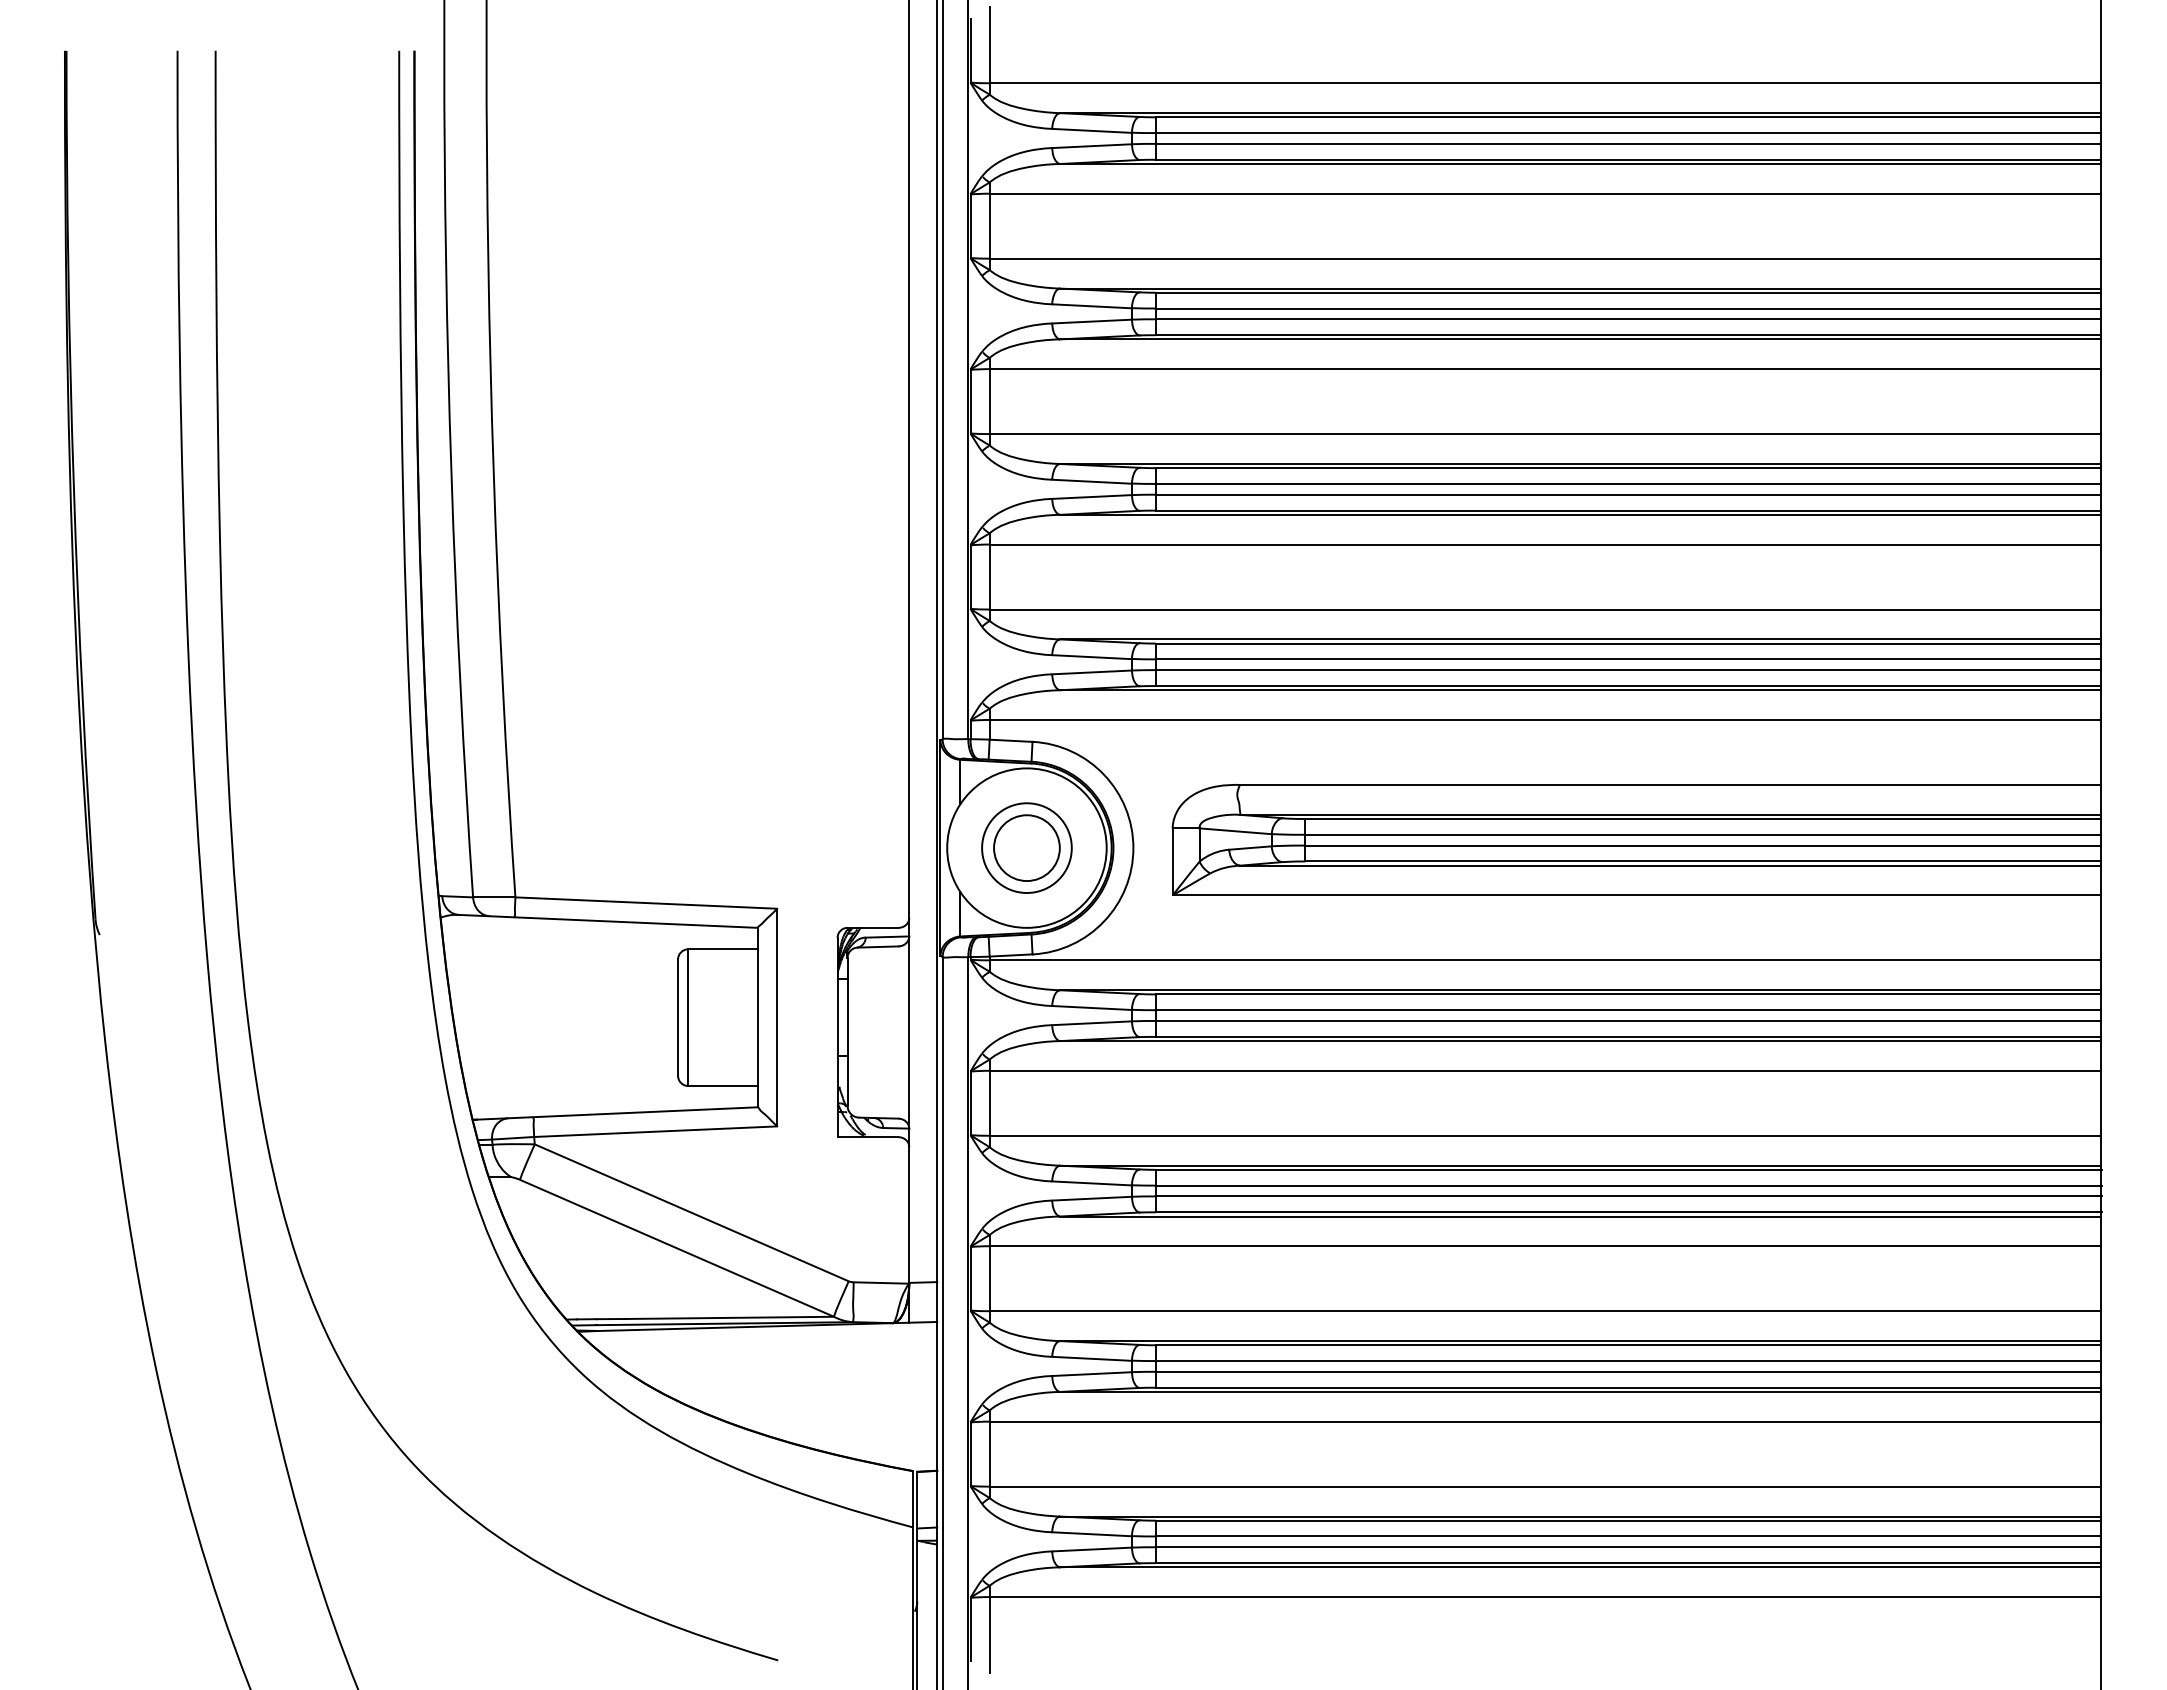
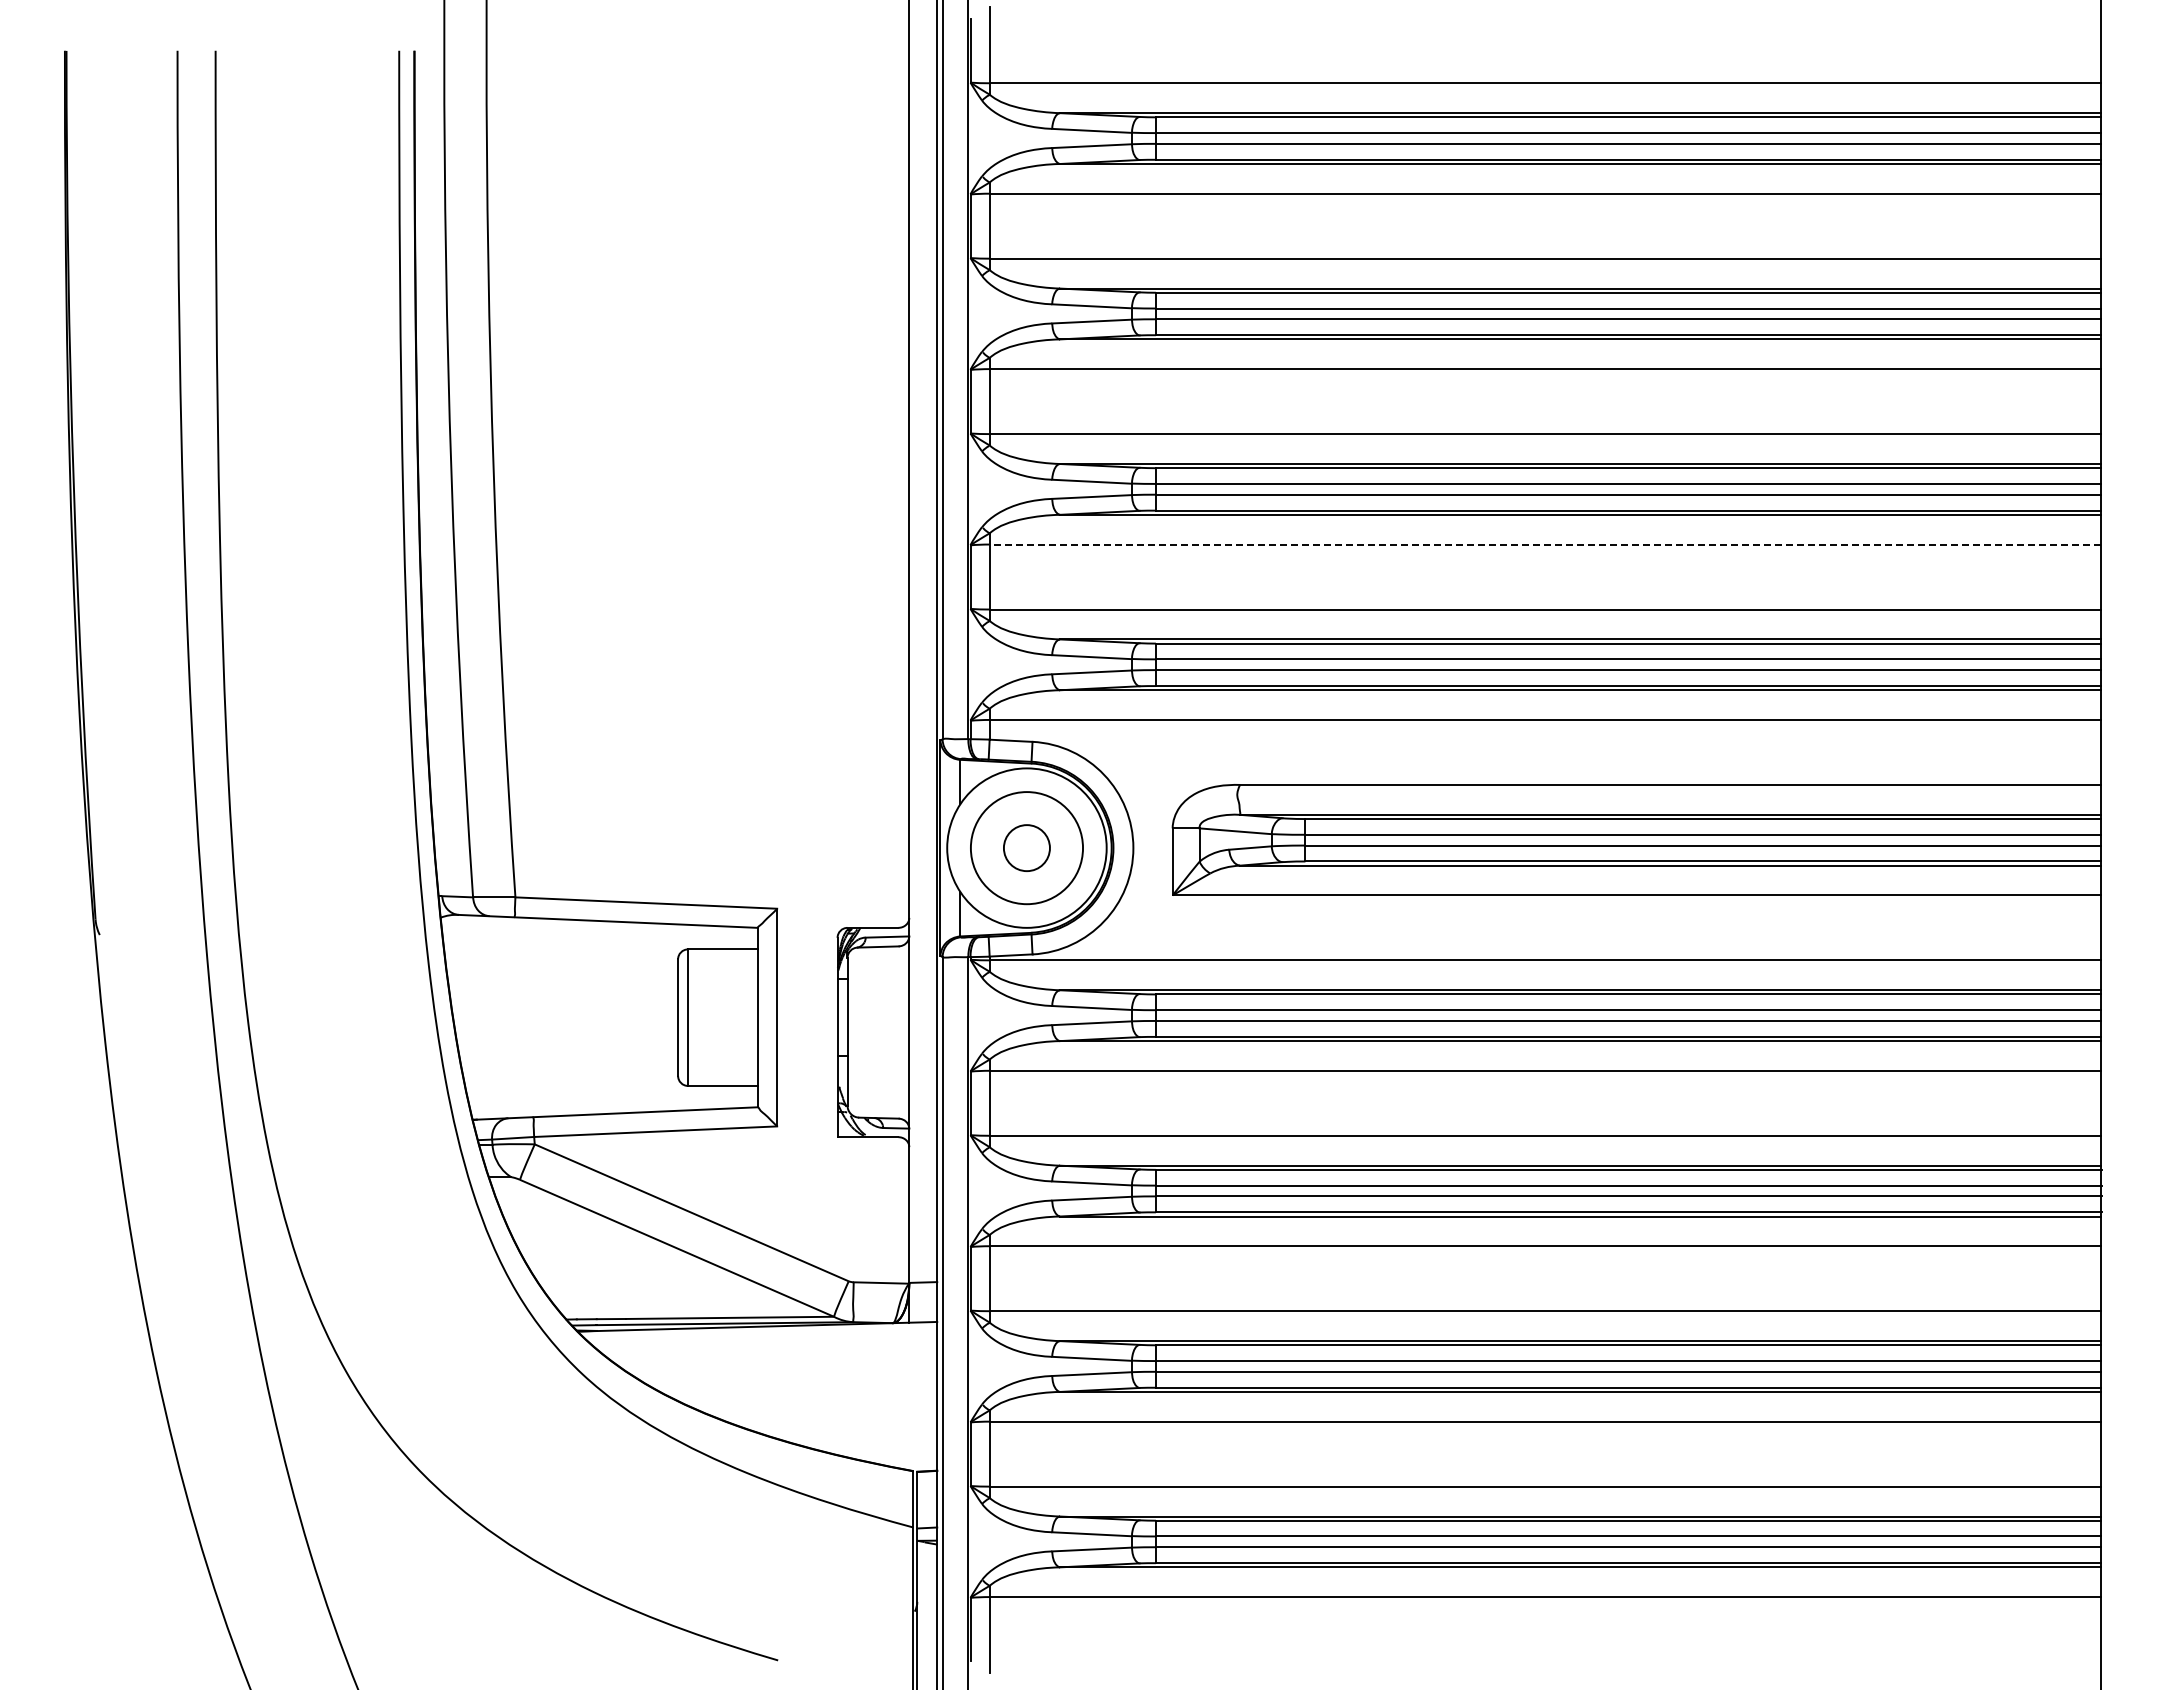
line: solid -> dashed (1545, 544)
circle diameter: 90 px -> 112 px (1026, 848)
circle diameter: 66 px -> 46 px (1026, 848)
